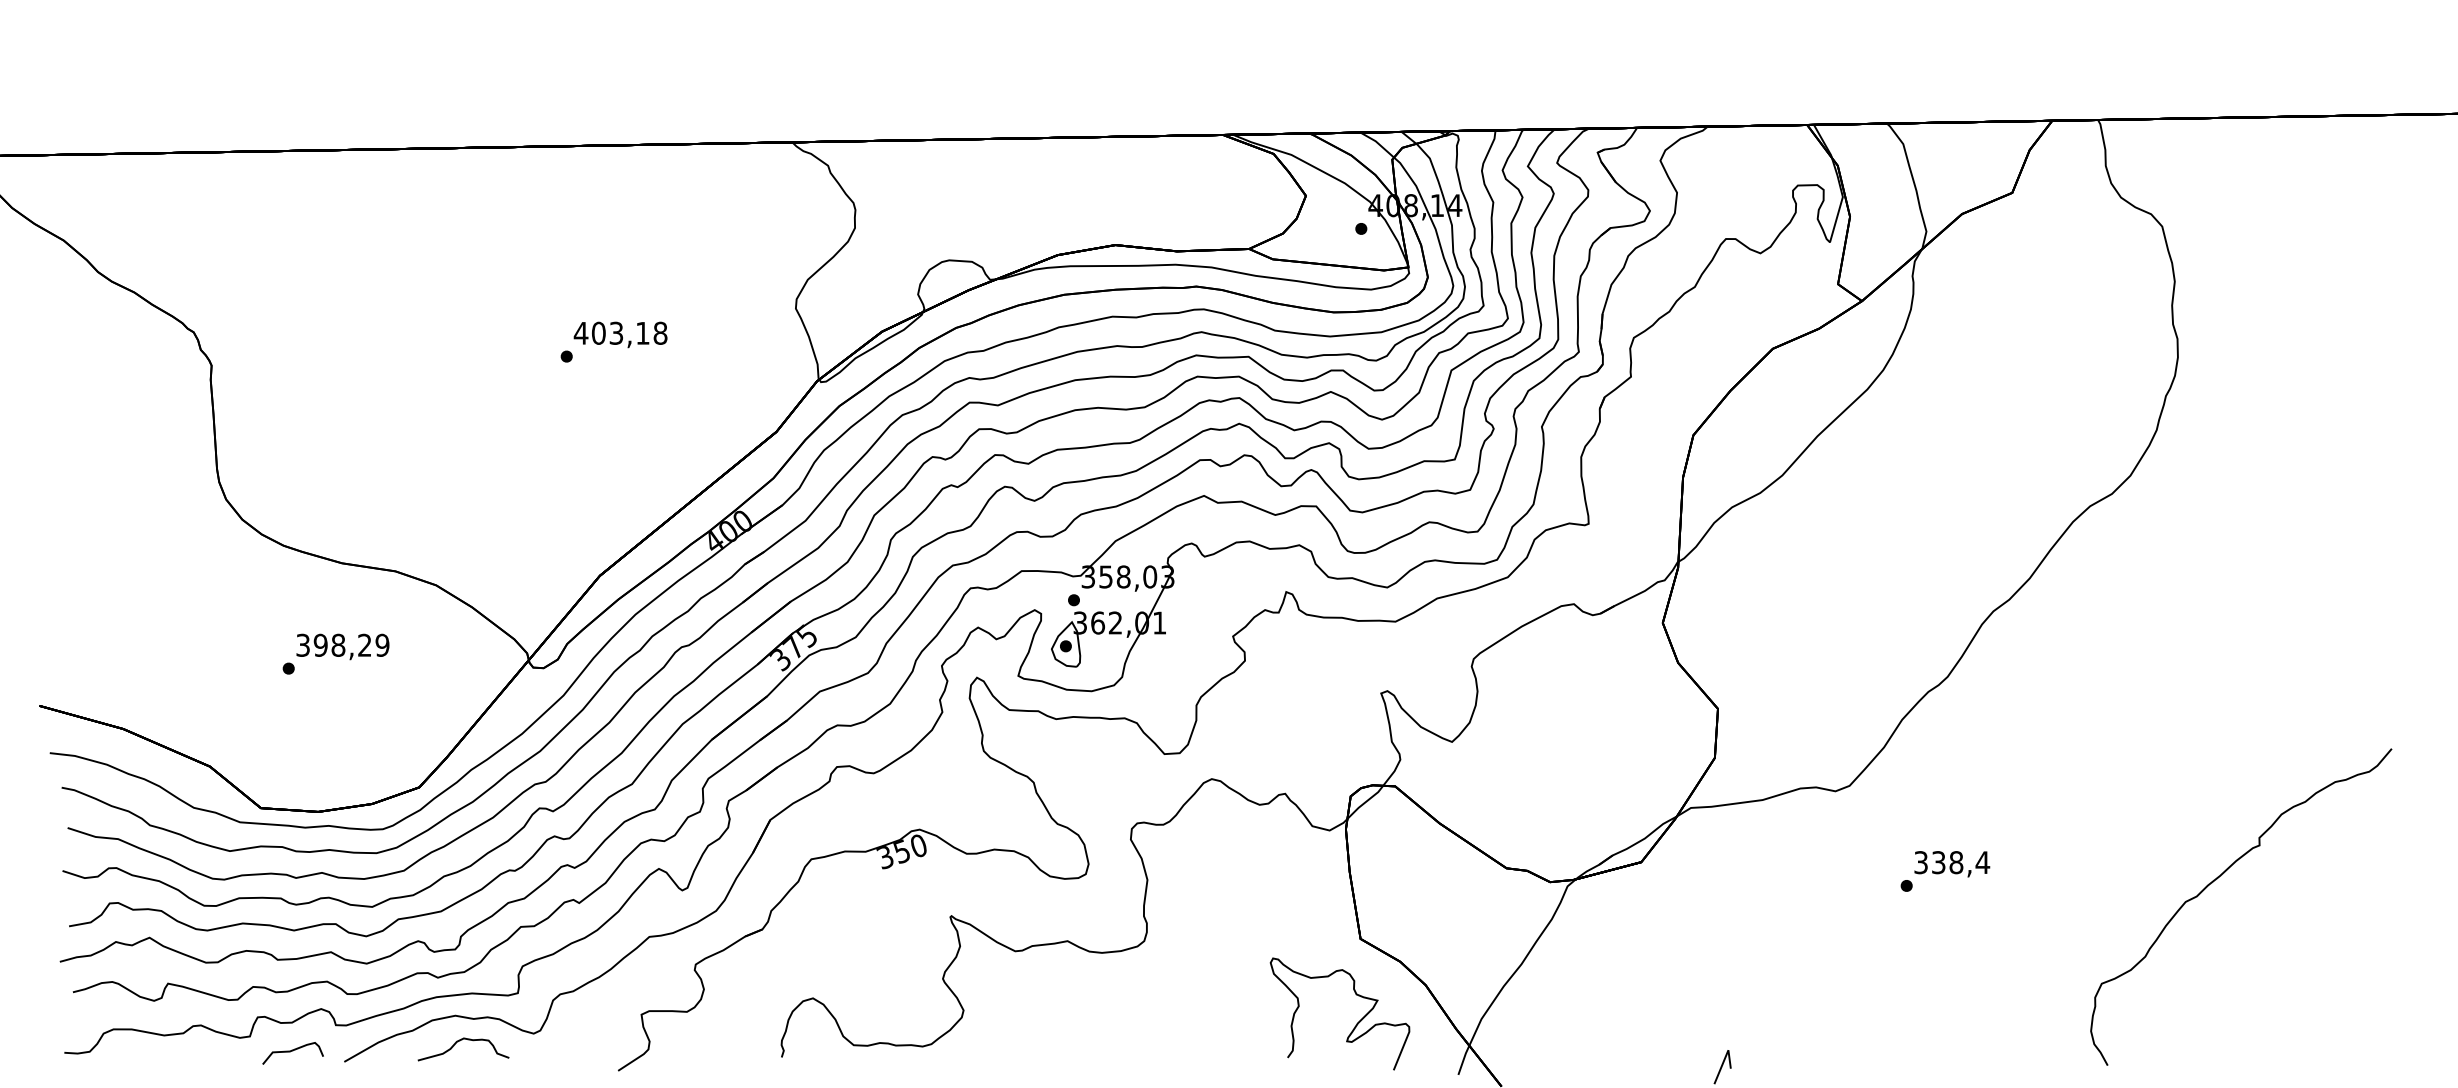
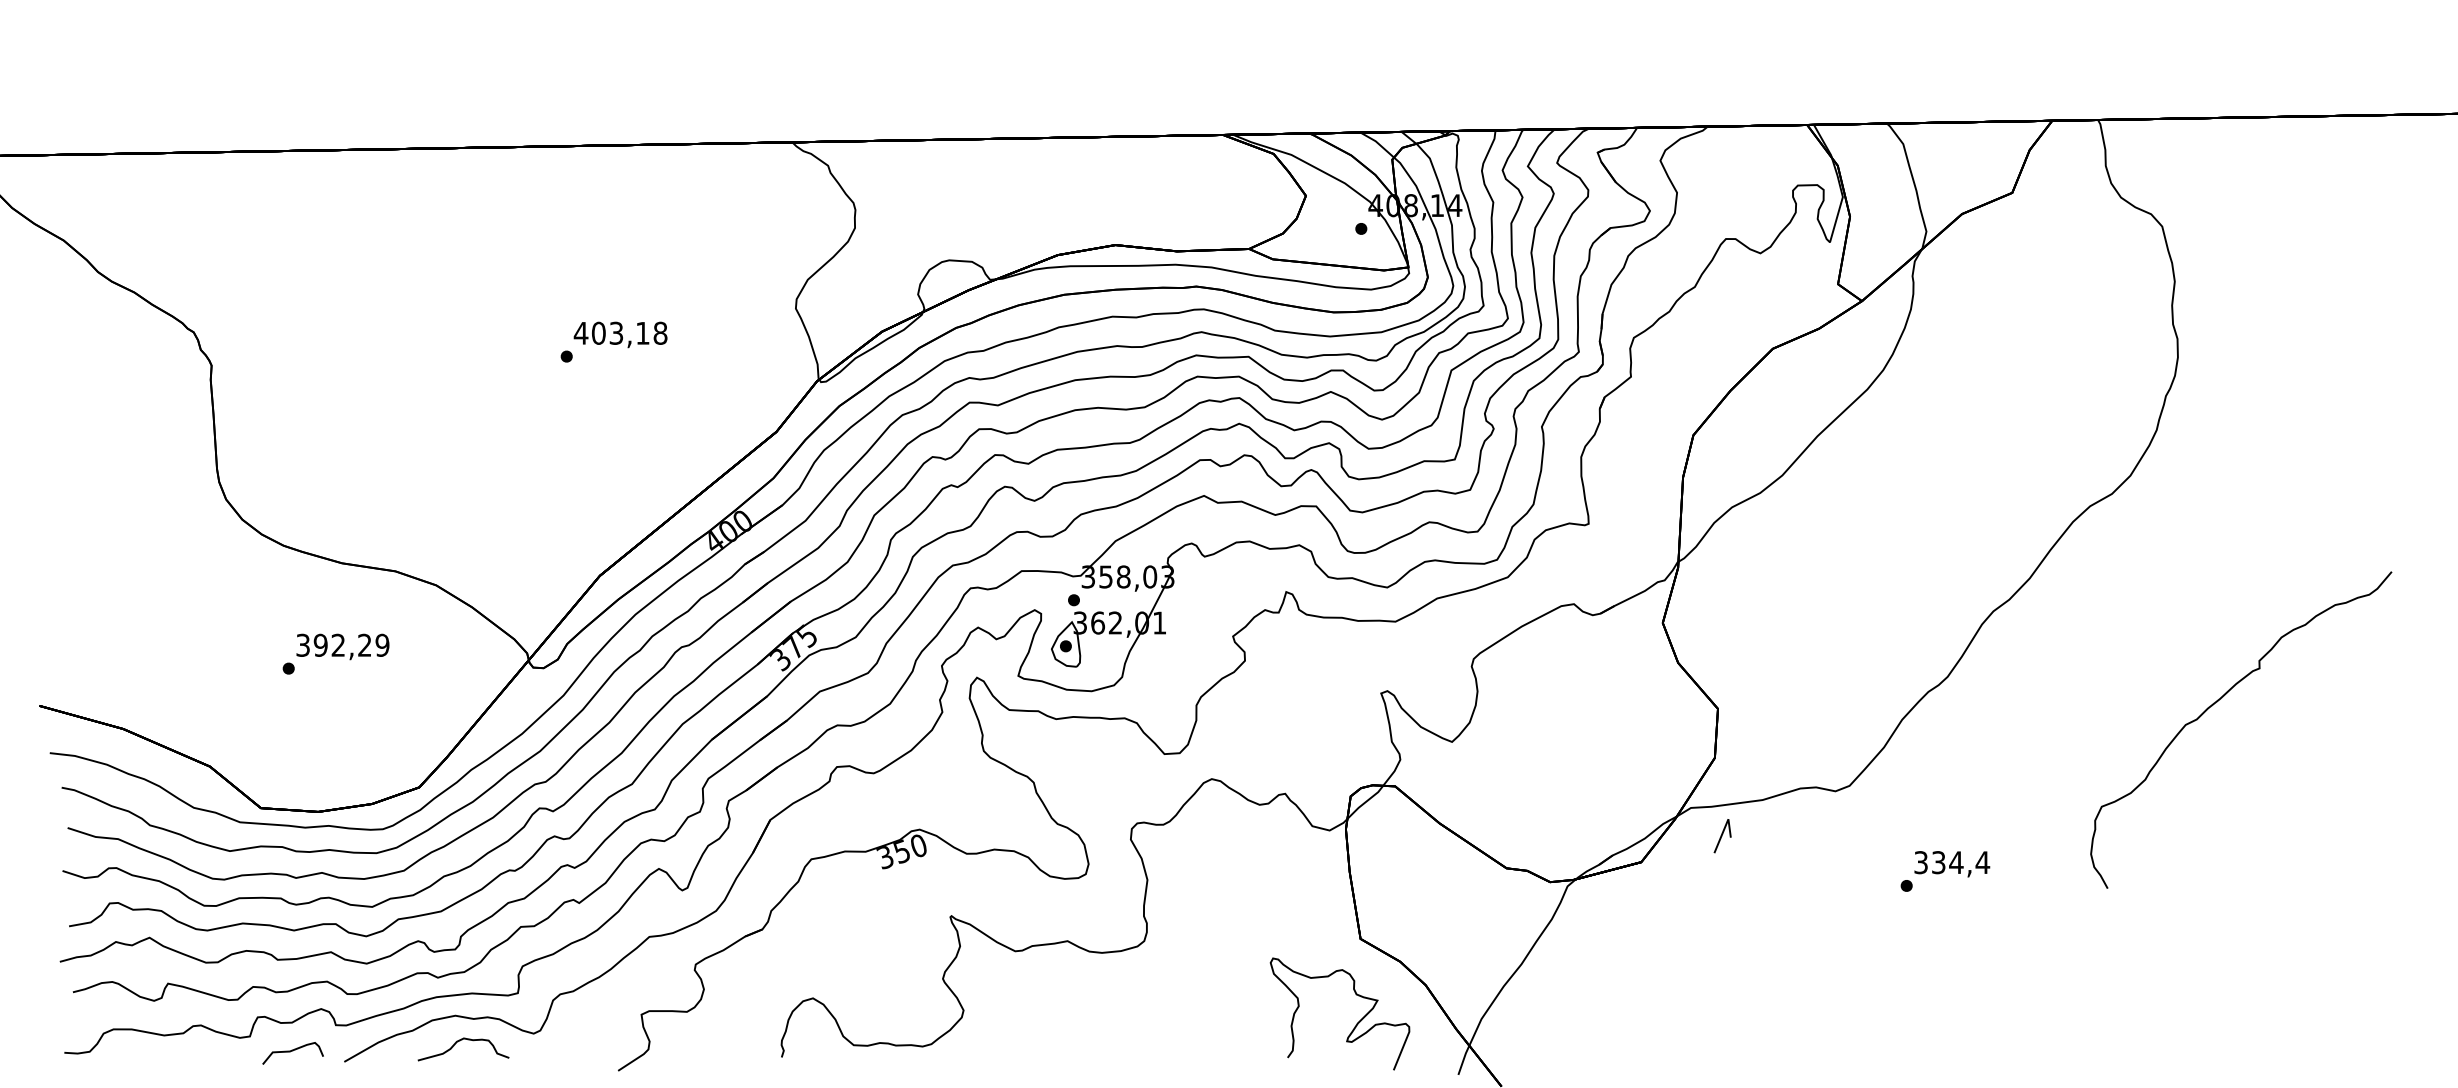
text: 398,29 -> 392,29 (338, 644)
text: 338,4 -> 334,4 (1956, 862)
curve position: (2217, 879) -> (2217, 702) (2217, 702)
line position: (1722, 1067) -> (1722, 836) (1722, 836)
